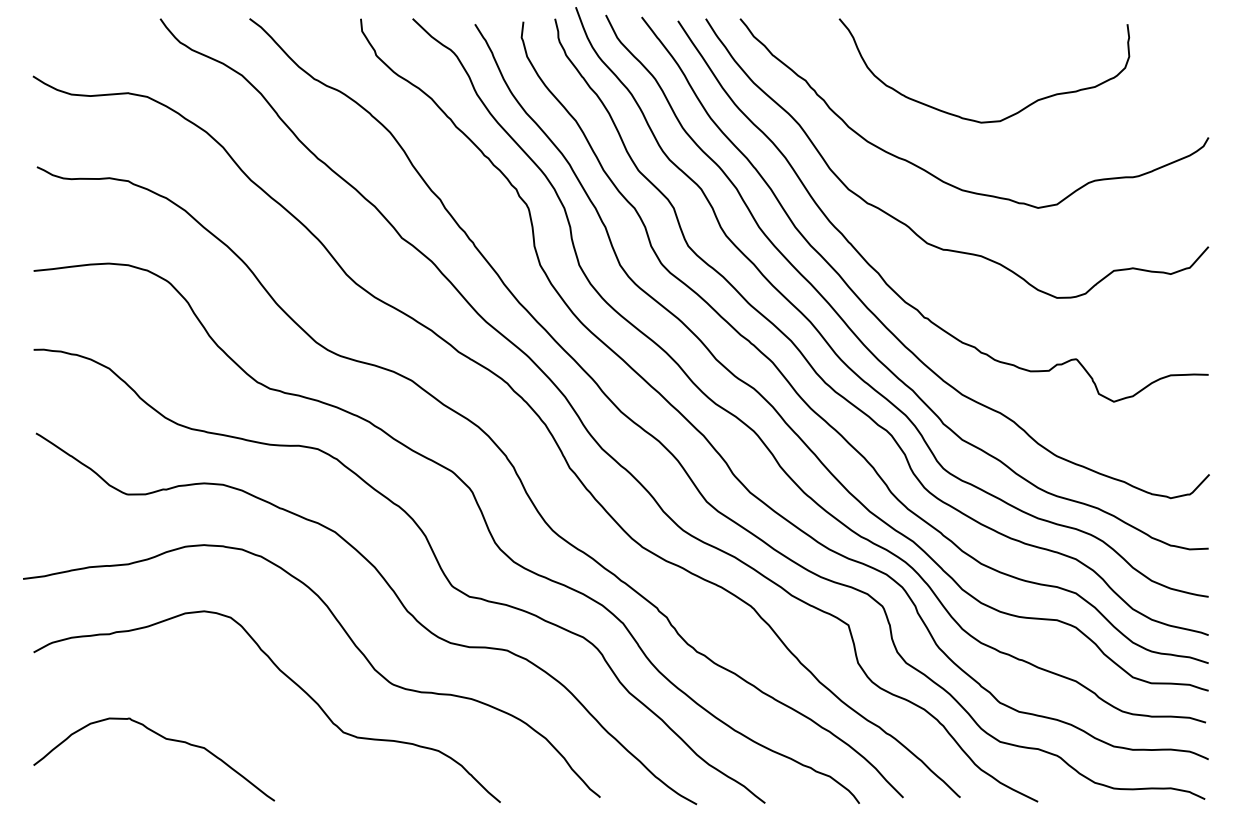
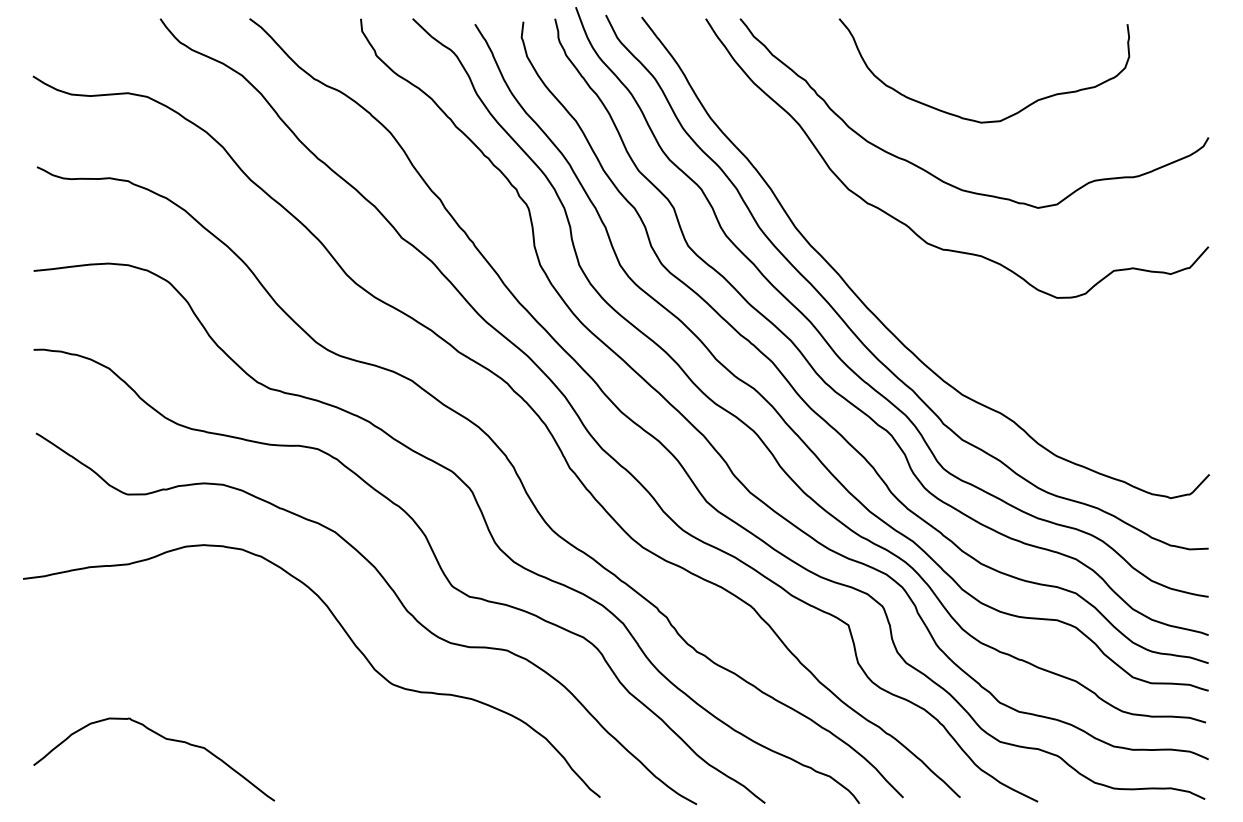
curve: present -> none (879, 273)
curve: present -> none (291, 681)
